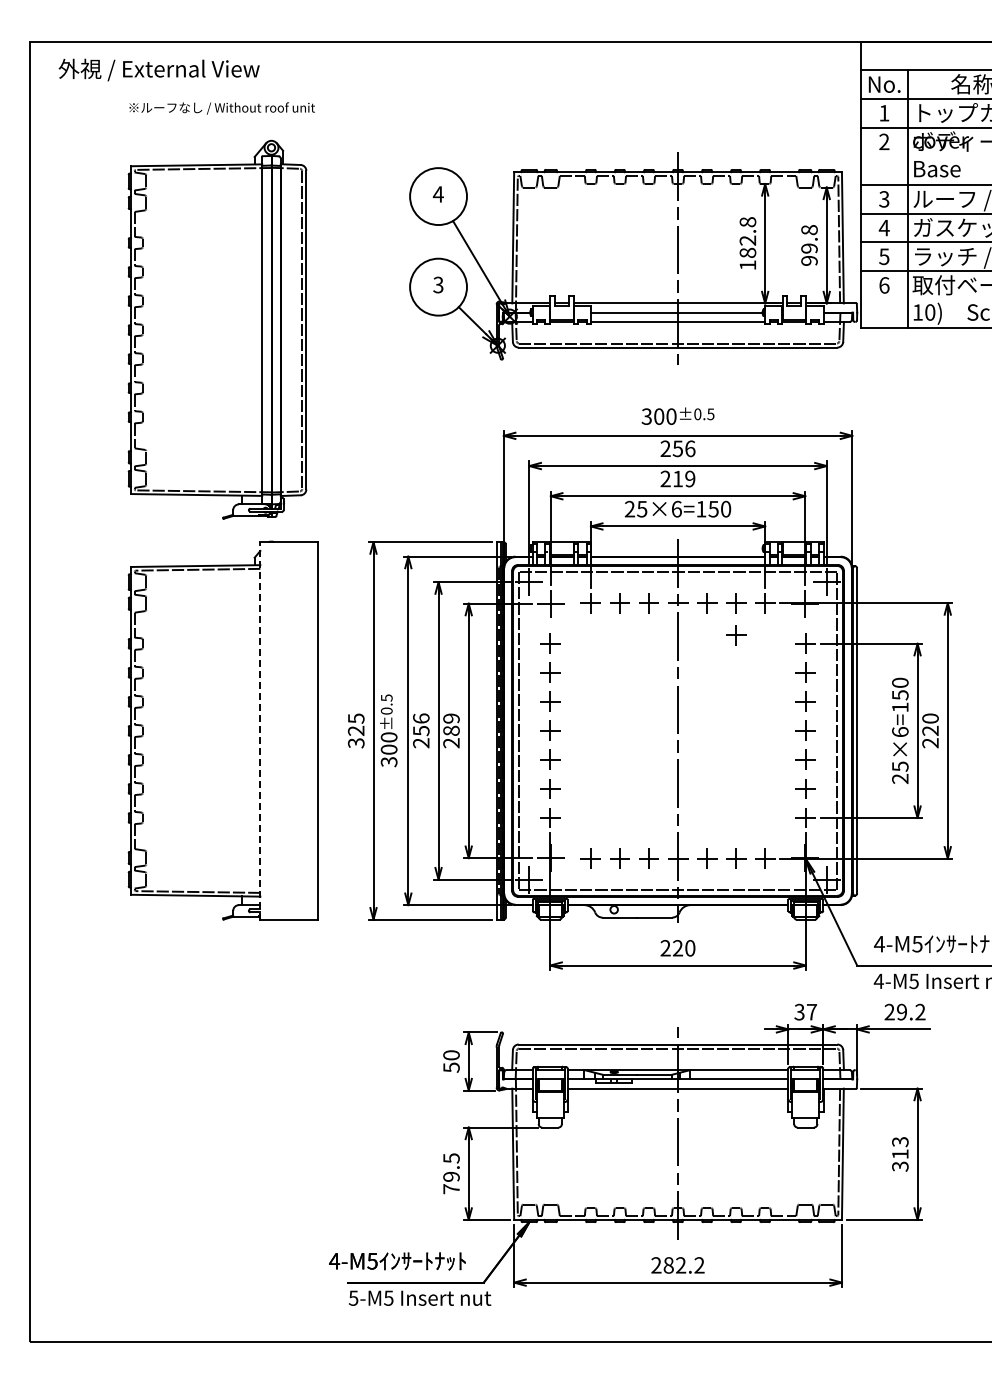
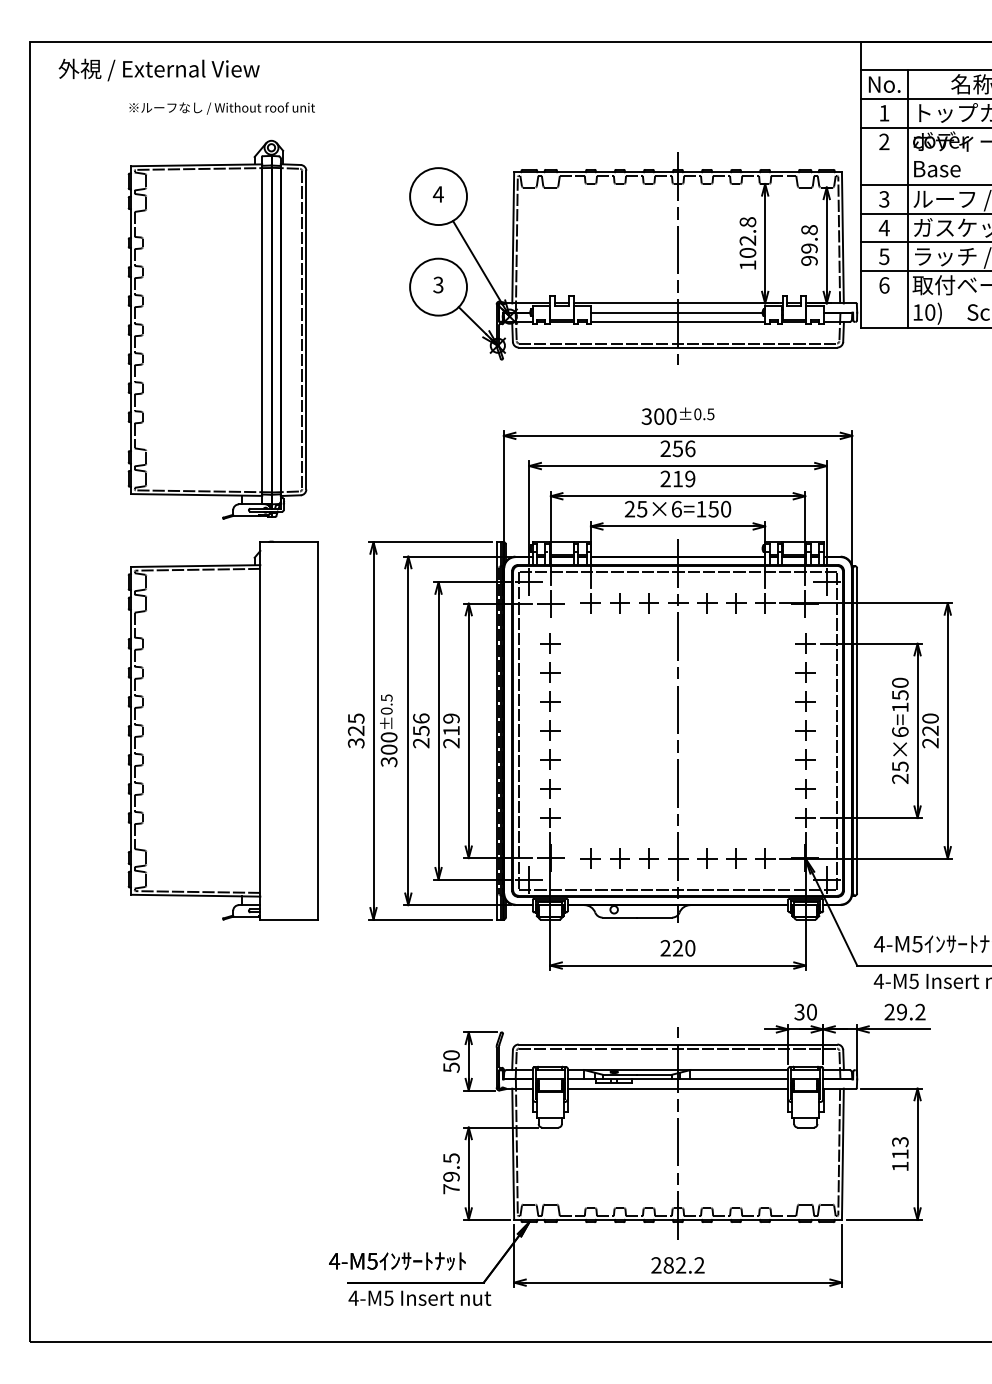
text: 182.8 -> 102.8 (748, 252)
part: present -> none (736, 635)
line: dashed -> solid (260, 730)
text: 289 -> 219 (451, 730)
text: 37 -> 30 (812, 1011)
text: 313 -> 113 (900, 1166)
text: 5-M5 -> 4-M5 (353, 1297)
